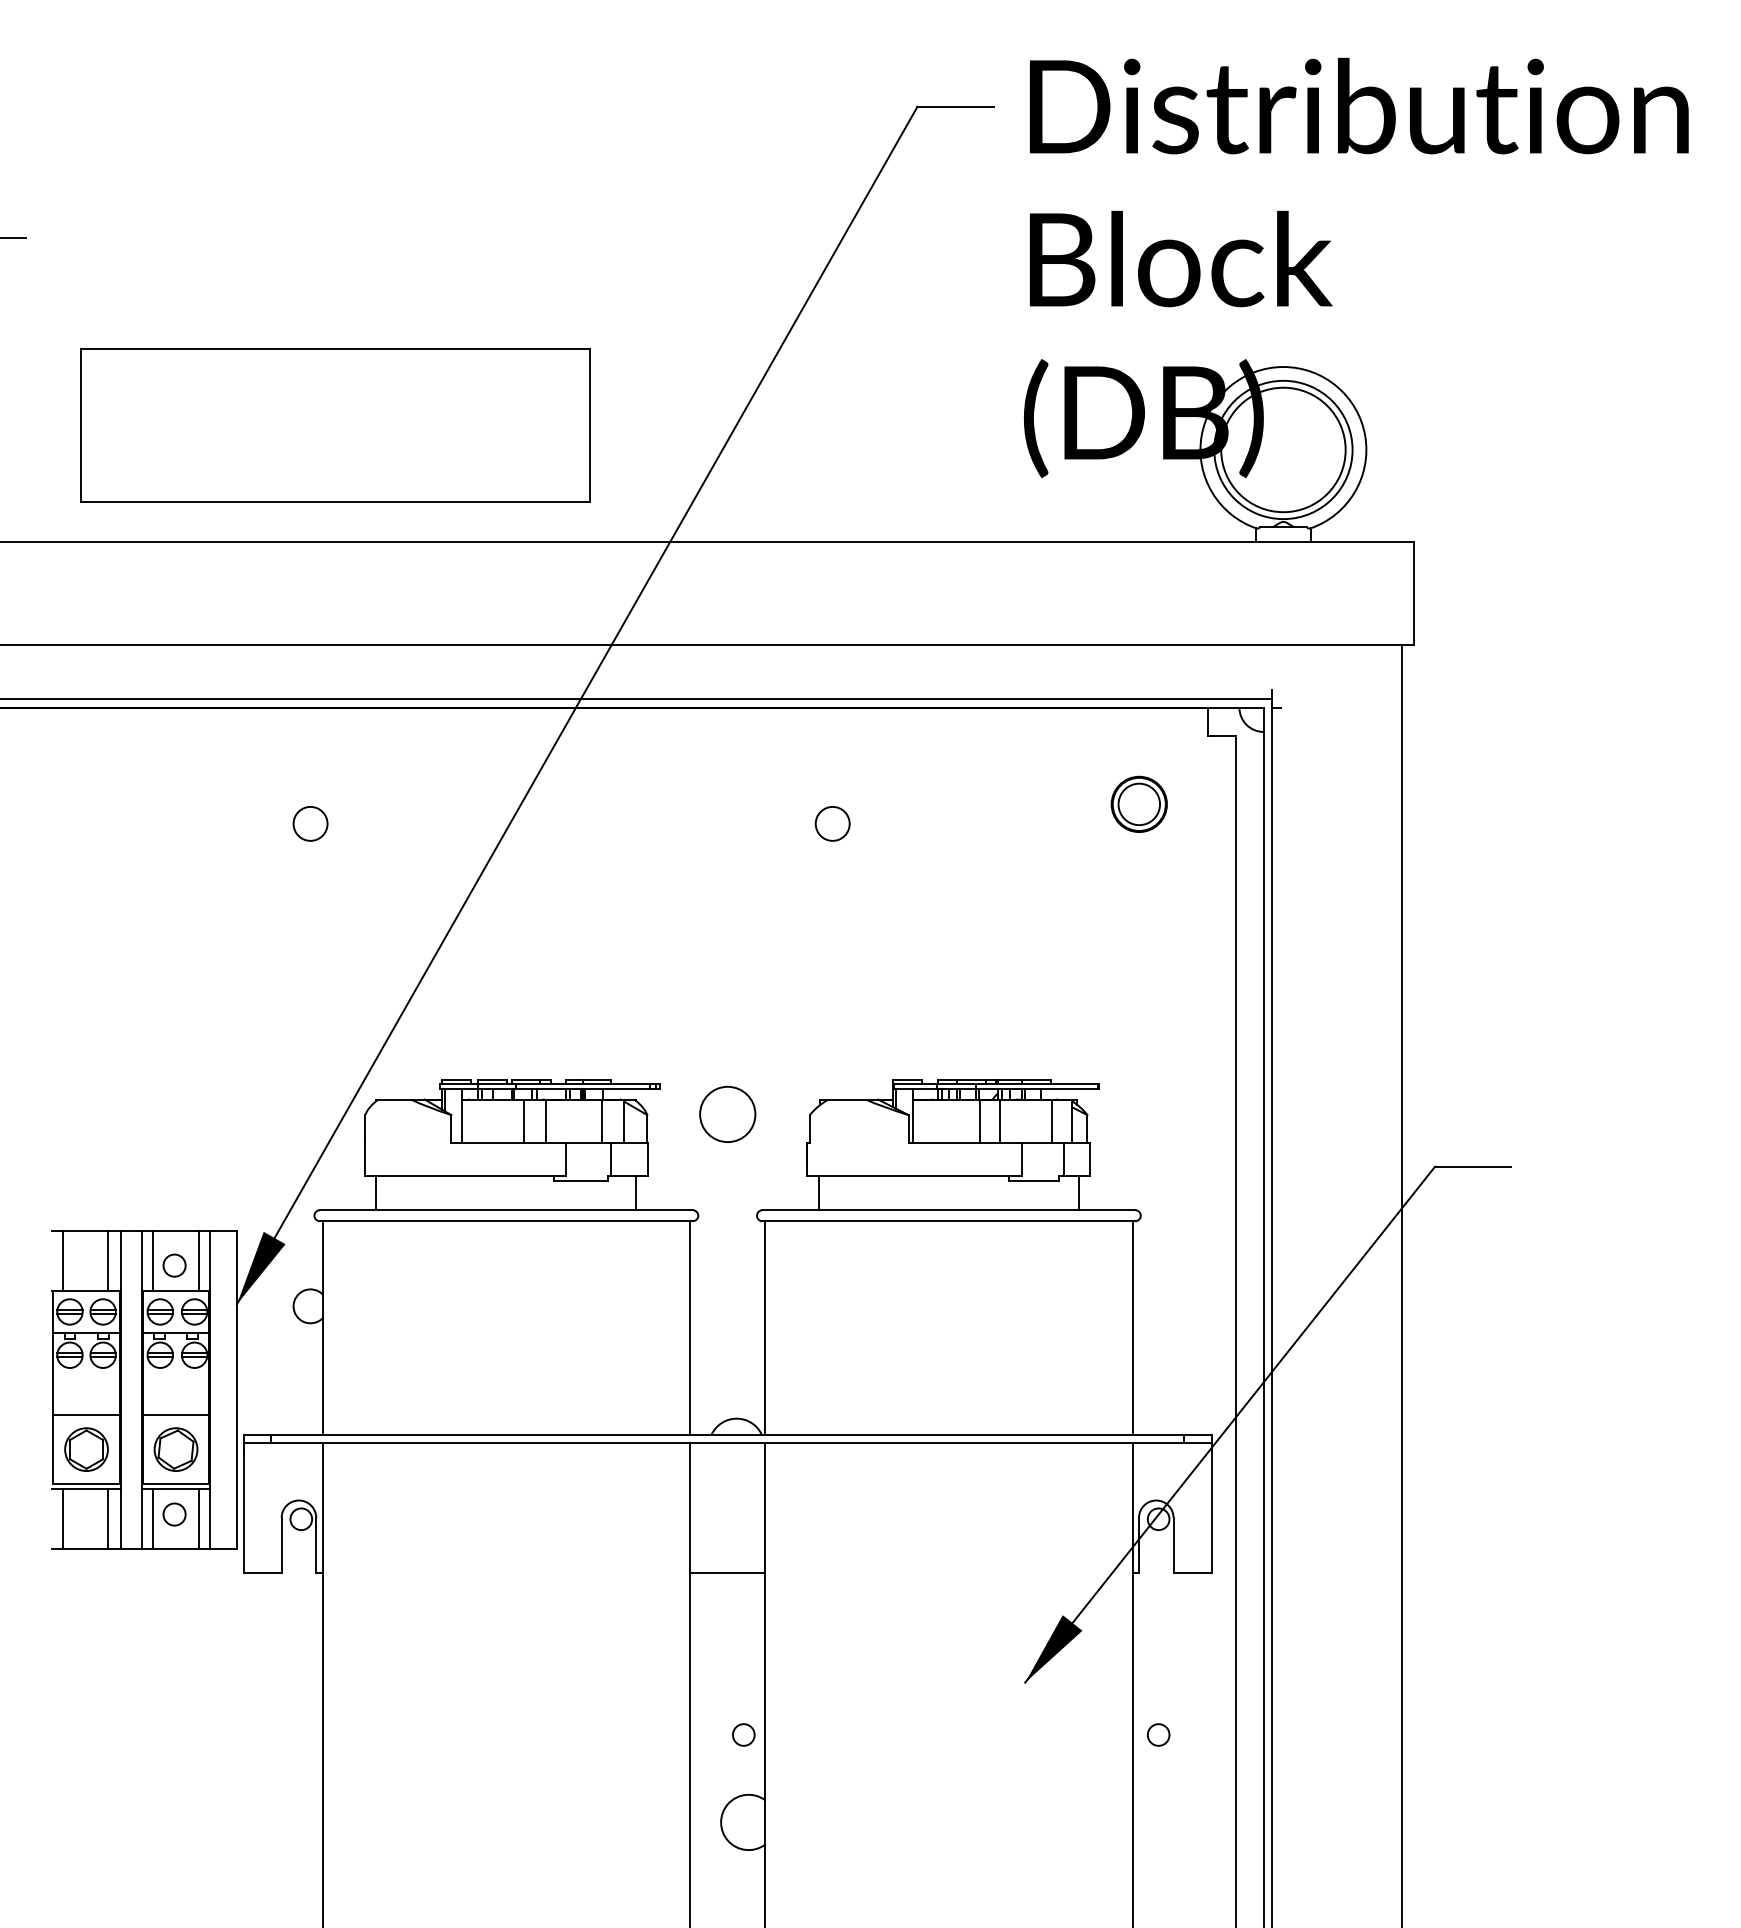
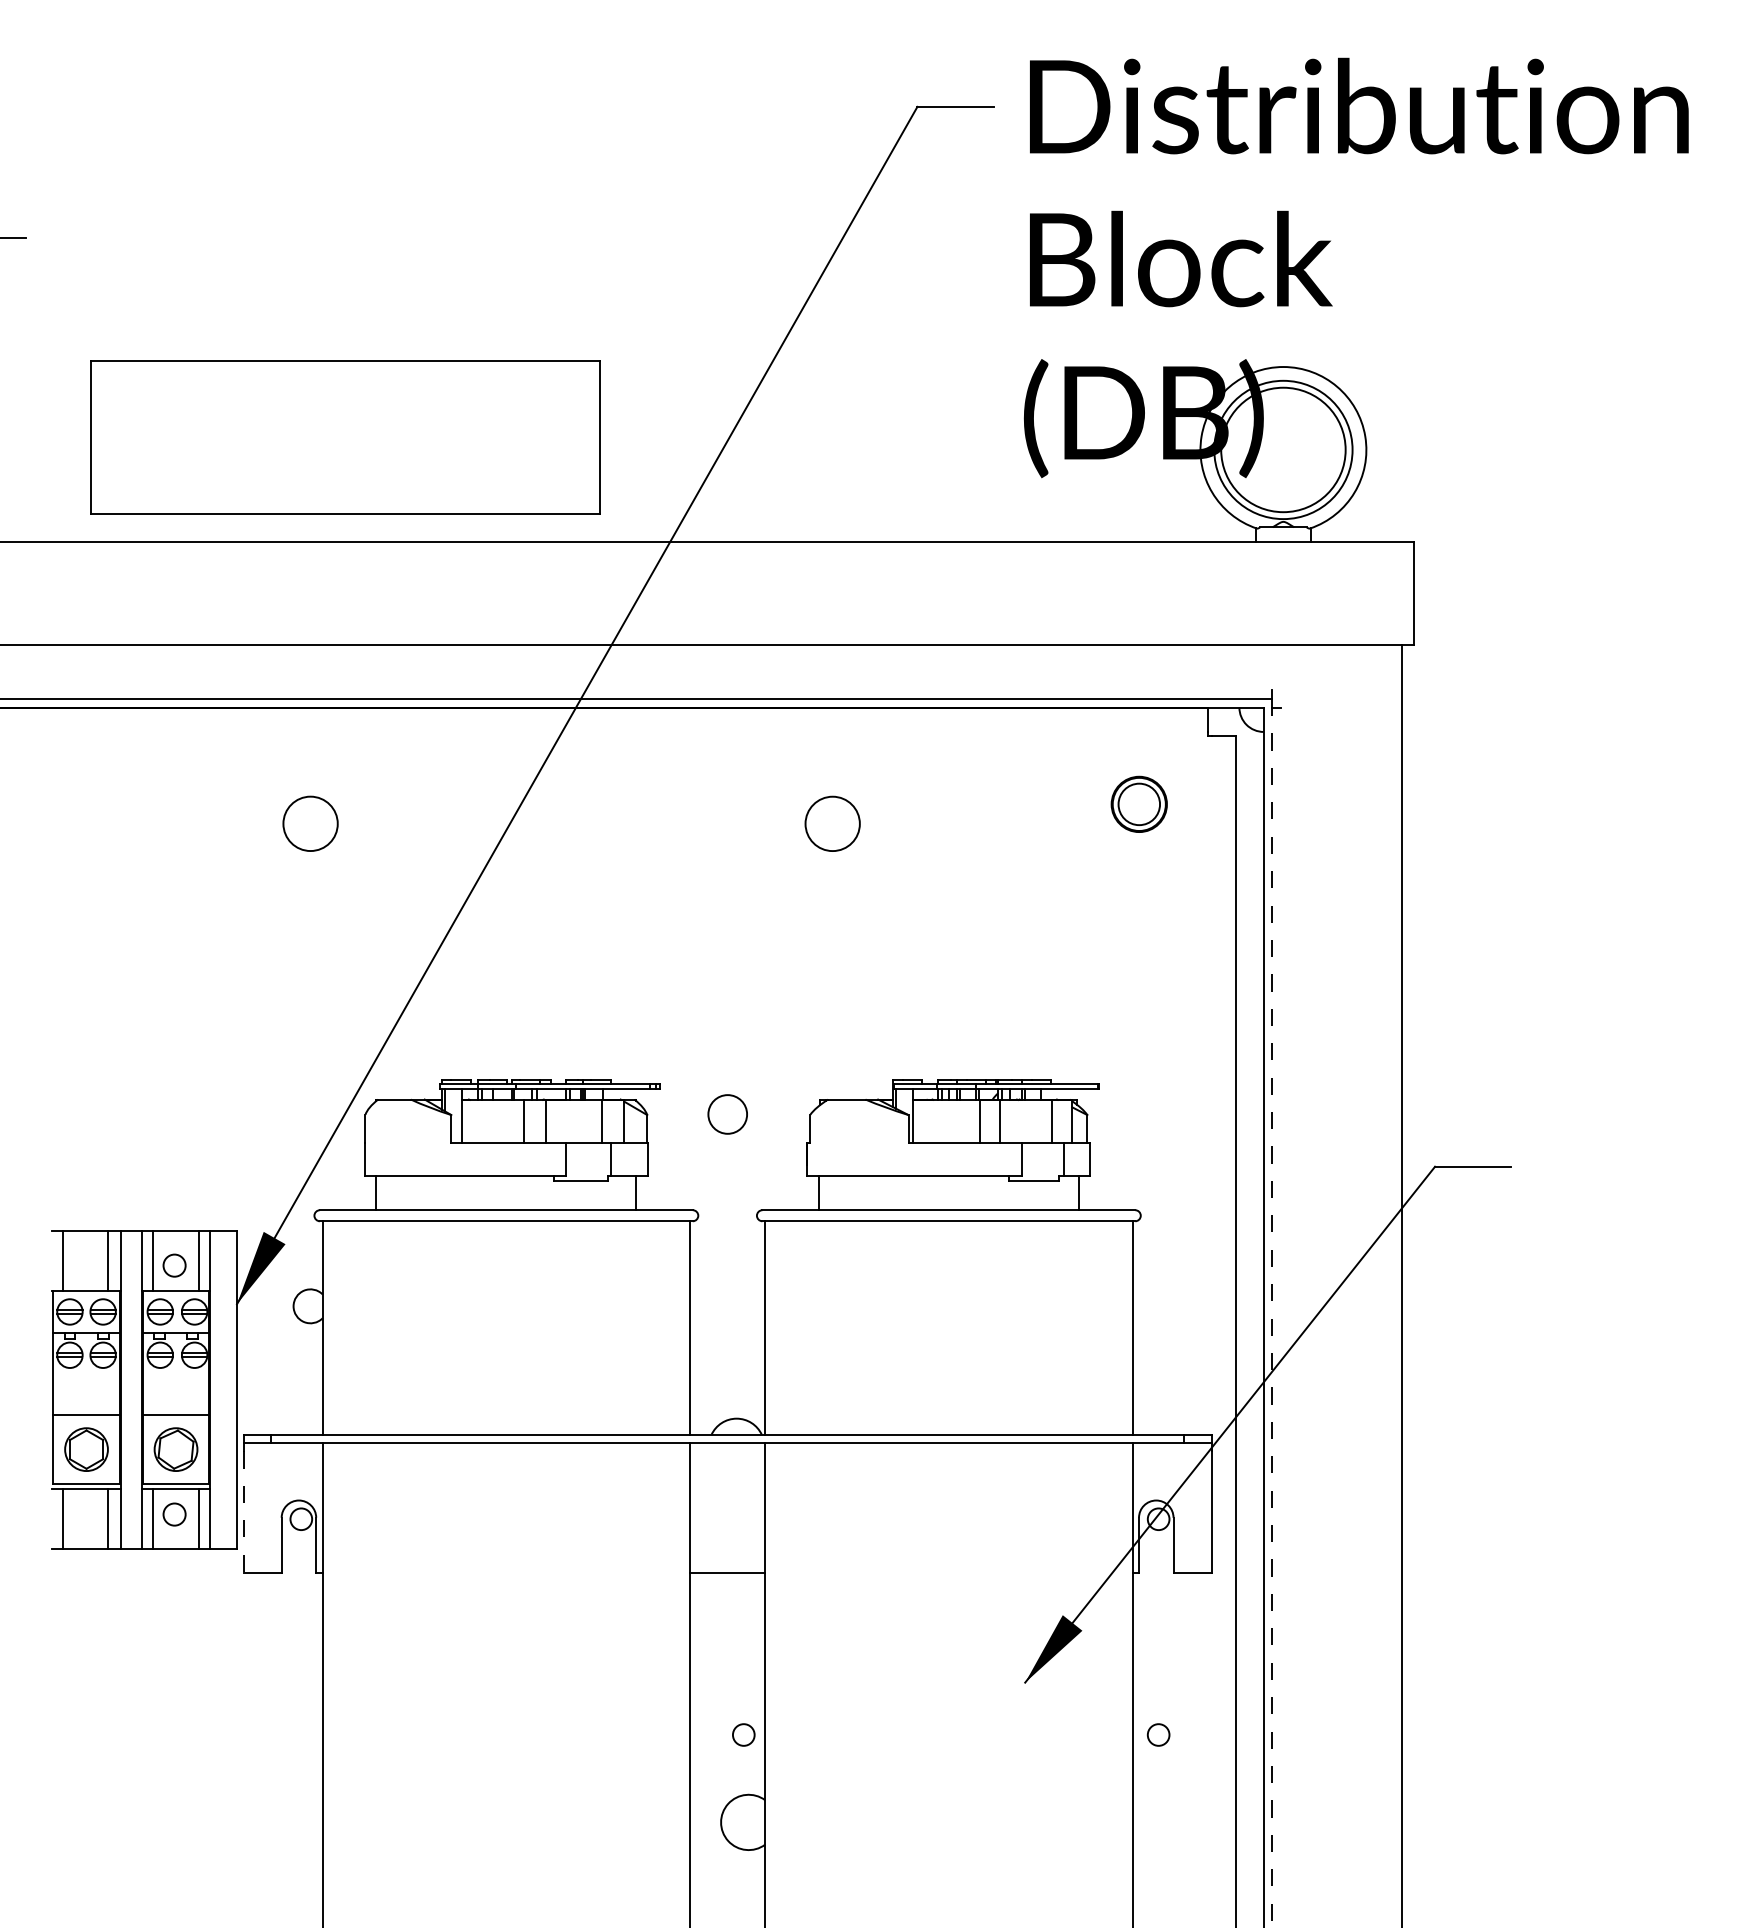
part position: (335, 425) -> (345, 437) (345, 437)
circle size: 37x36 px -> 57x57 px (310, 823)
circle diameter: 34 px -> 54 px (832, 823)
circle diameter: 55 px -> 39 px (727, 1114)
line: solid -> dashed (1272, 1313)
line: solid -> dashed (243, 1512)
